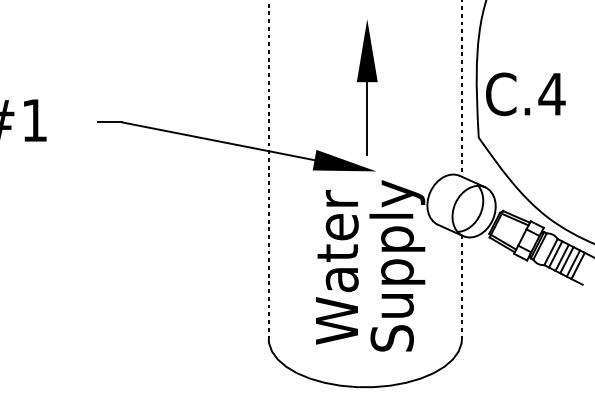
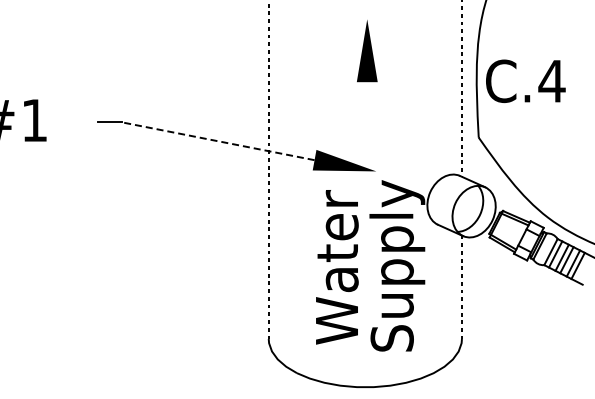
text position: (525, 93) -> (525, 80) (525, 80)
line: present -> none (367, 118)
line: solid -> dashed (217, 141)
